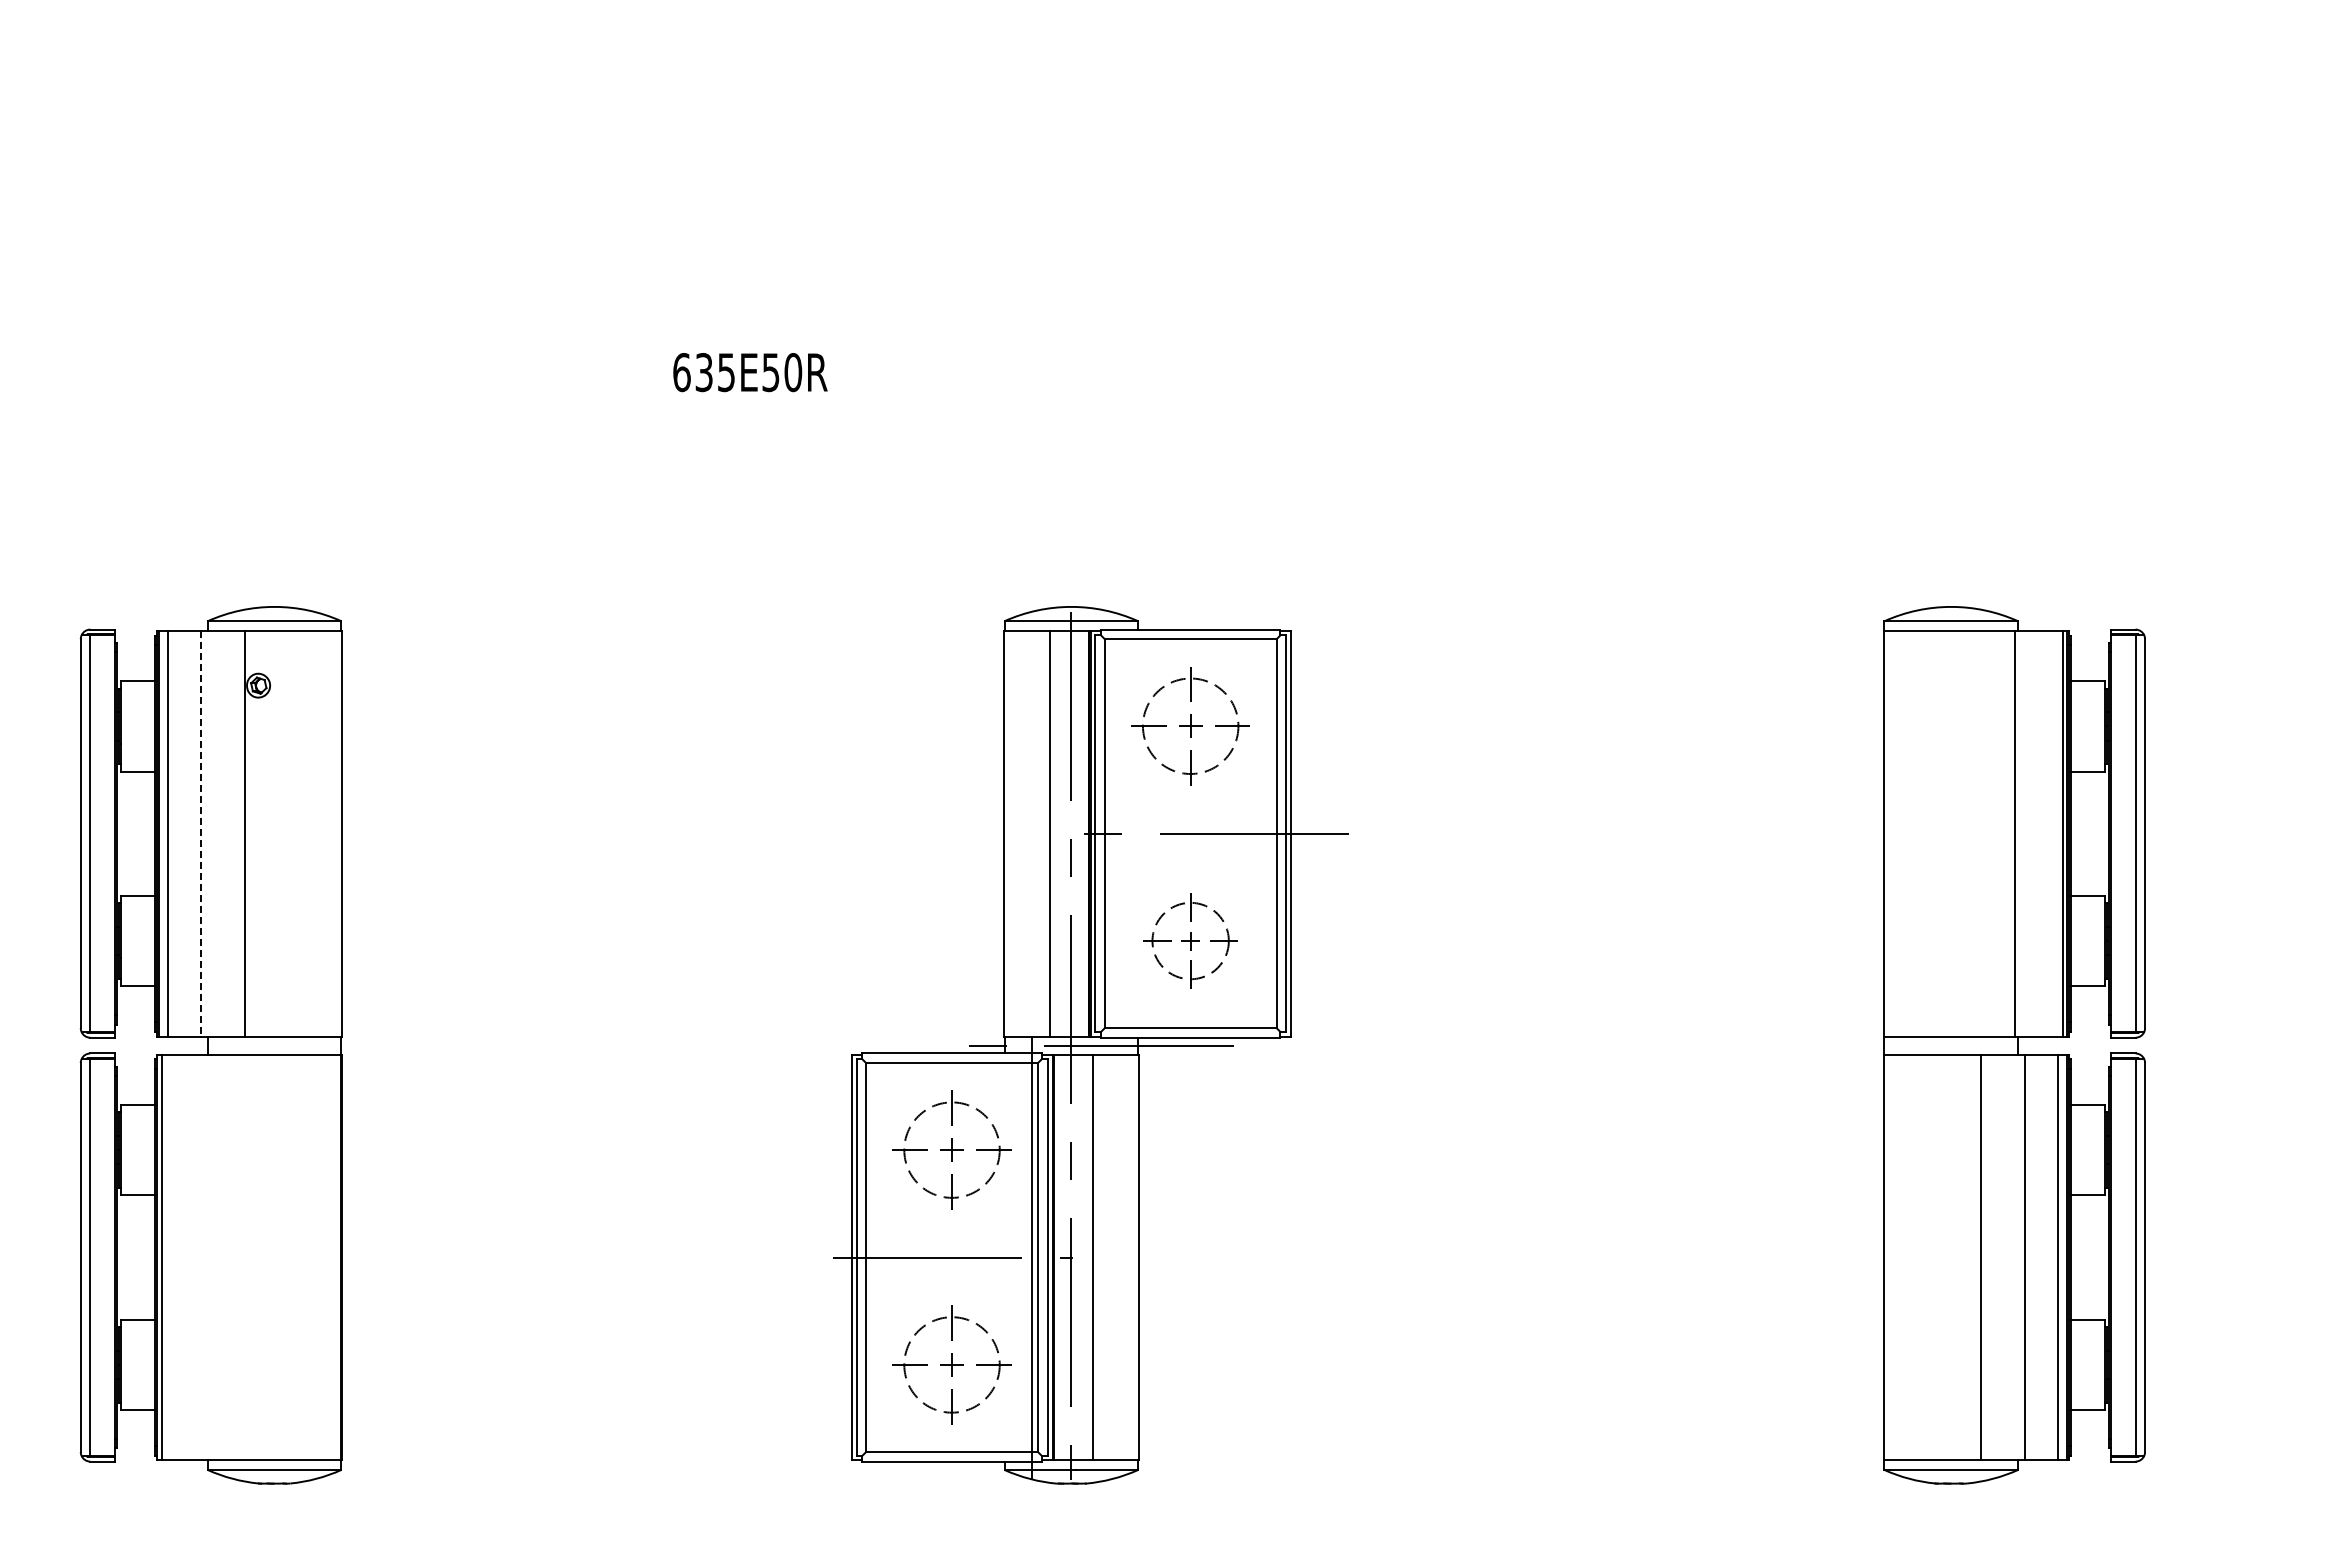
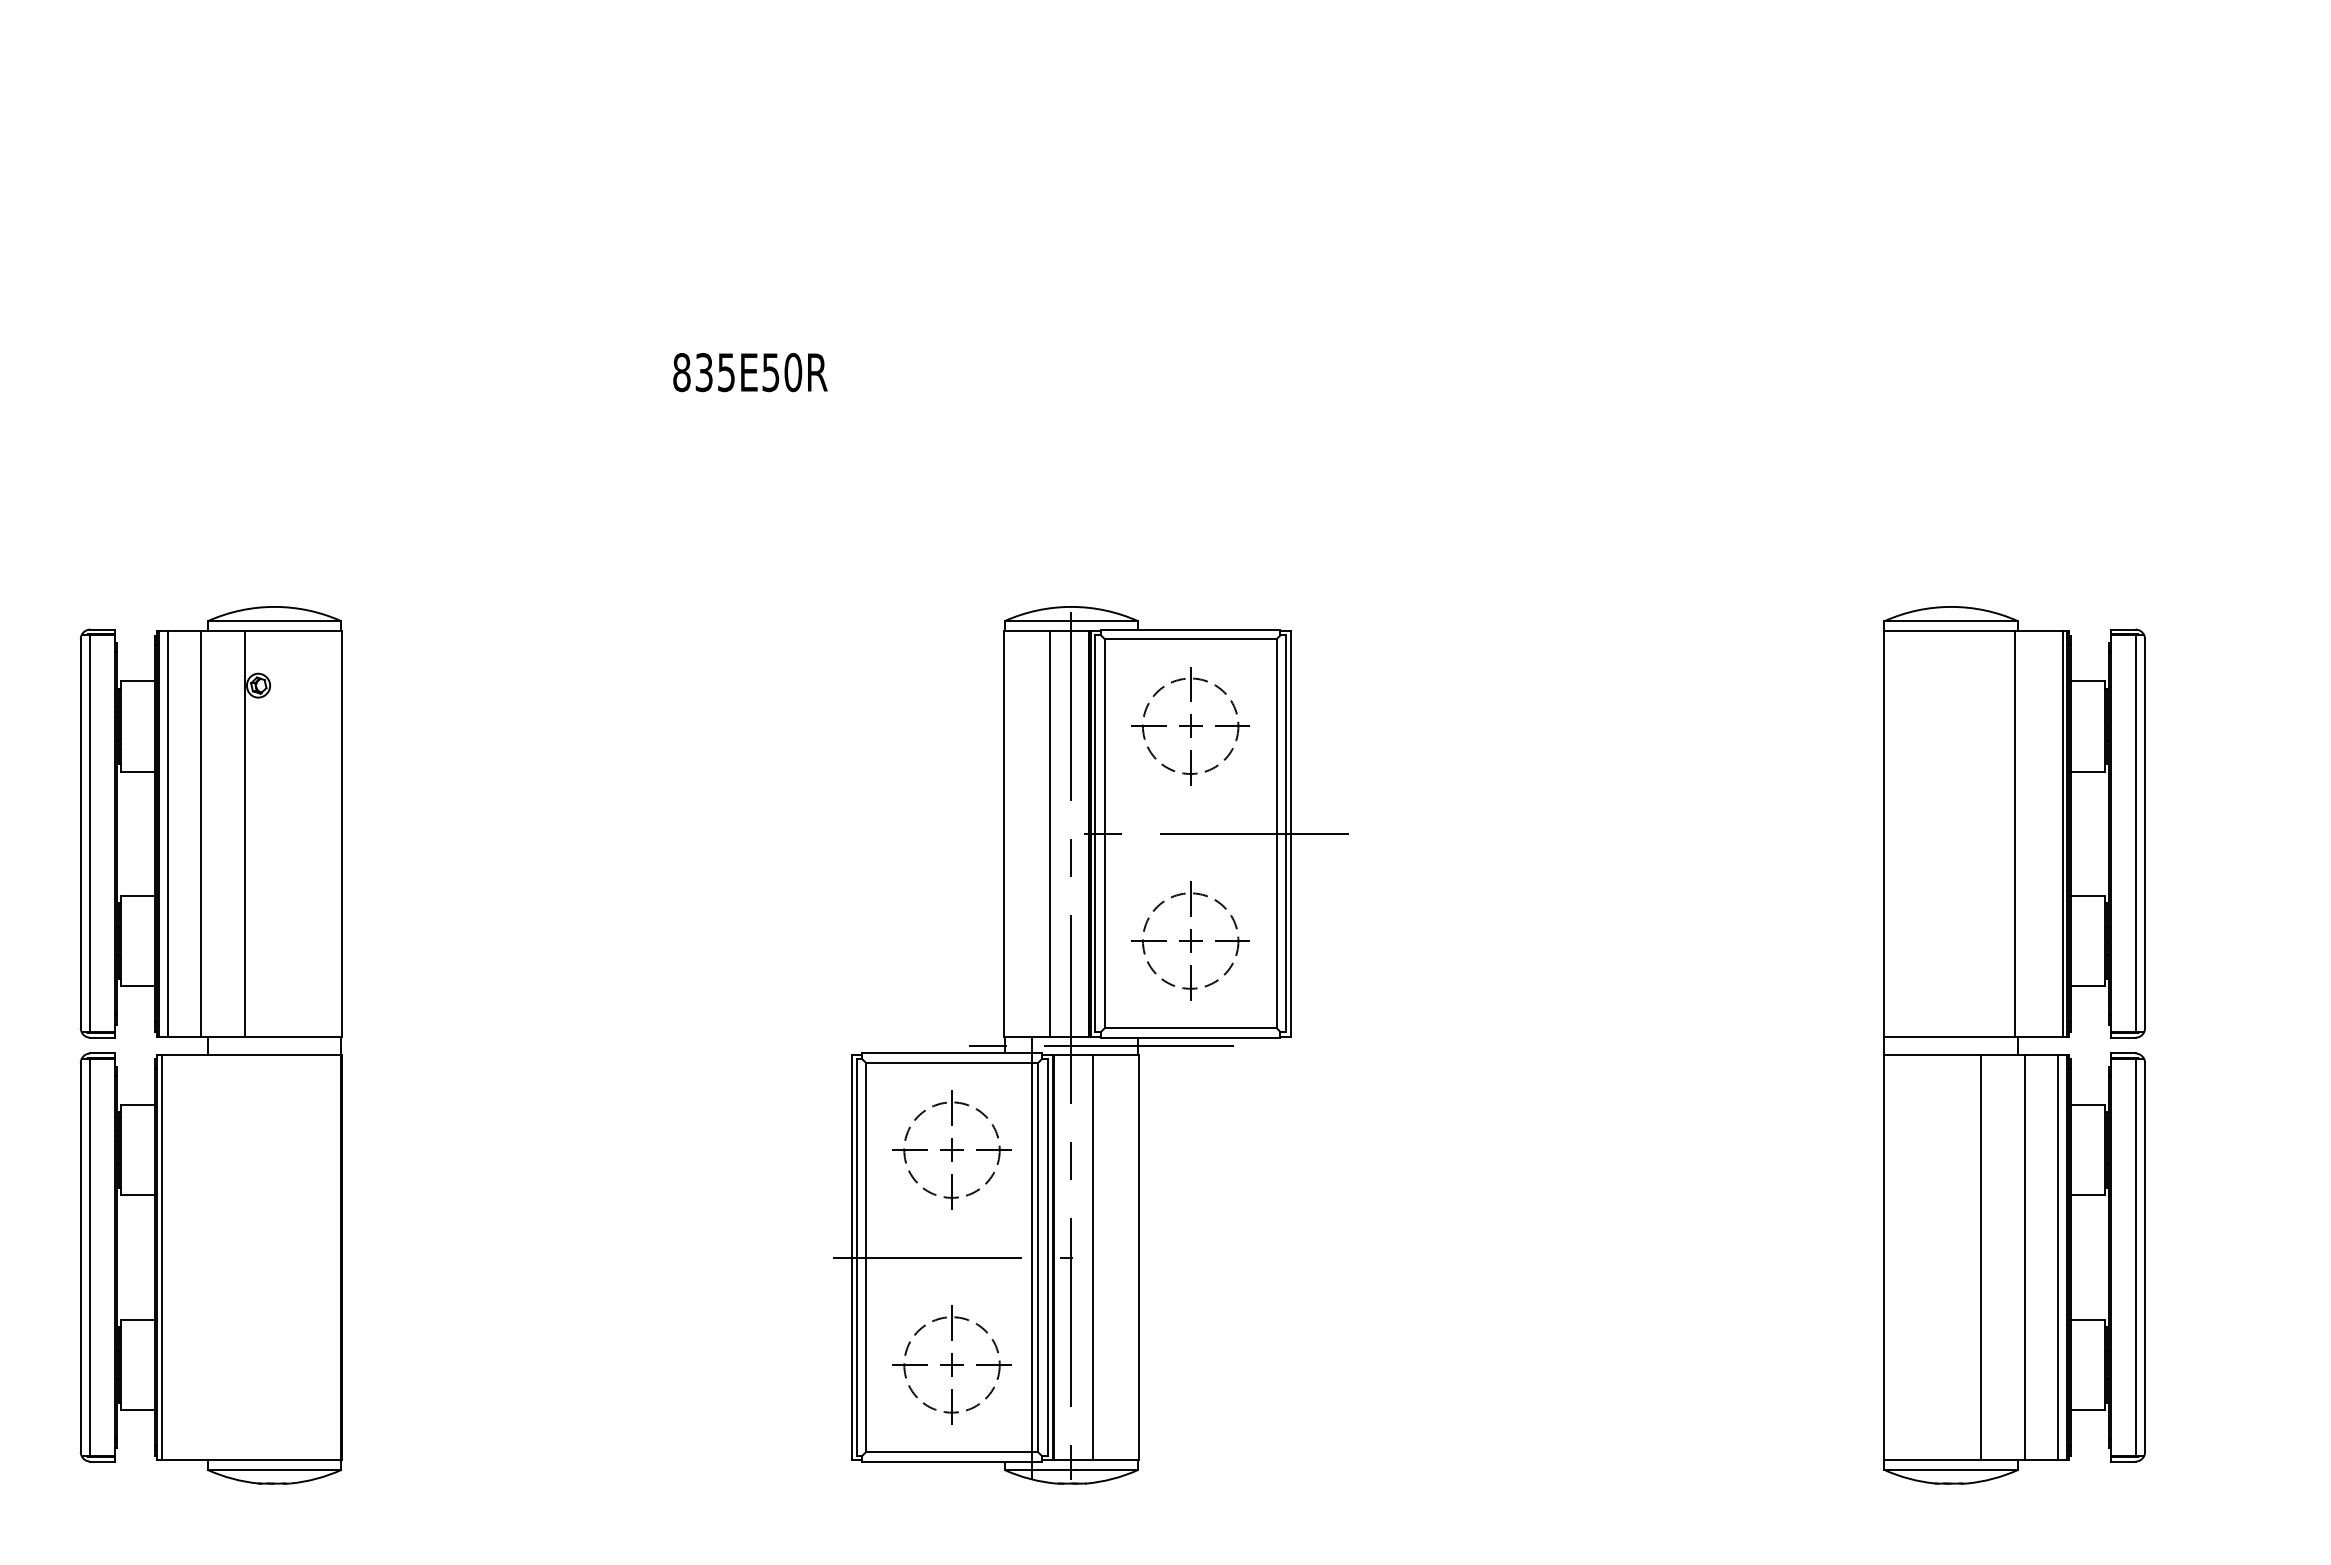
text: 635E50R -> 835E50R (681, 372)
line: dashed -> solid (200, 833)
part size: 95x96 px -> 119x120 px (1190, 940)
